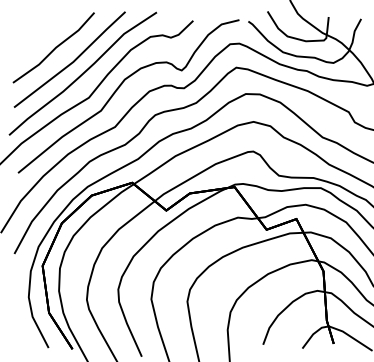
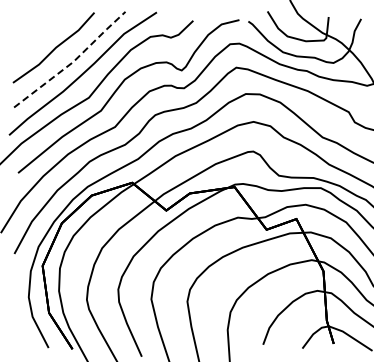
line: solid -> dashed (73, 62)
